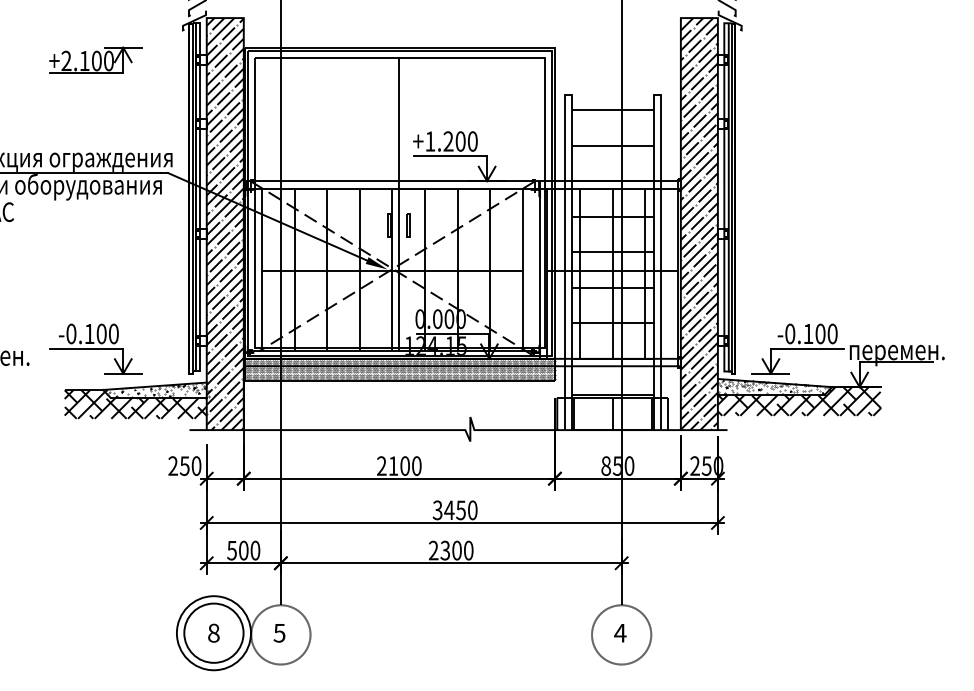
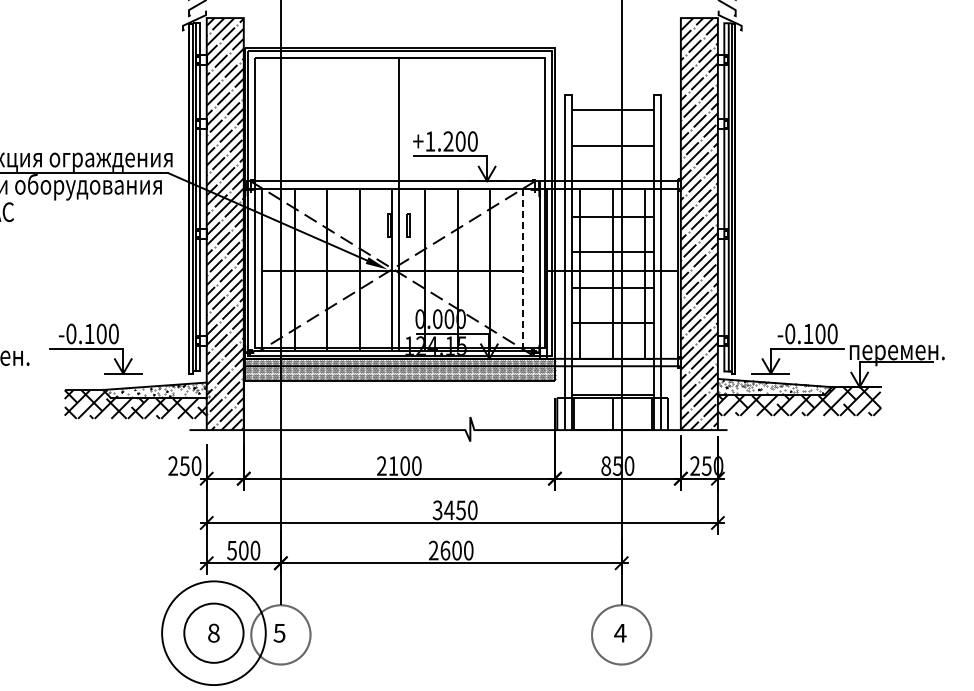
part: present -> none (95, 59)
line: solid -> dashed (522, 270)
text: 2300 -> 2600 (445, 550)
circle diameter: 74 px -> 104 px (213, 633)
